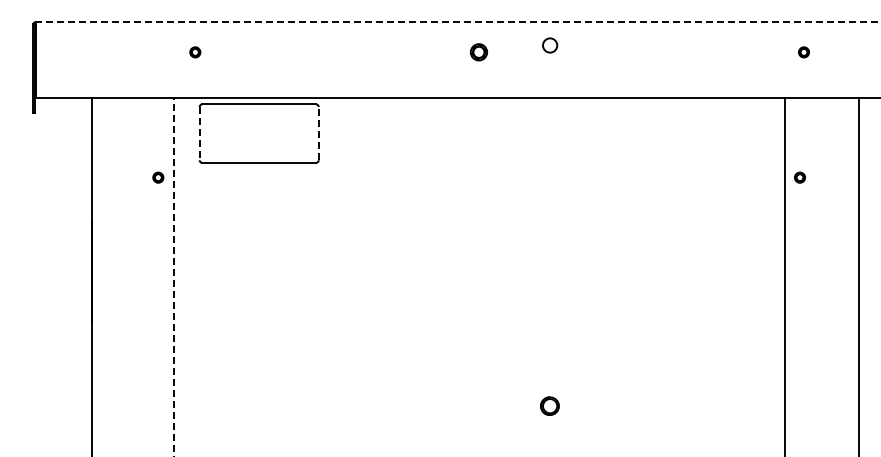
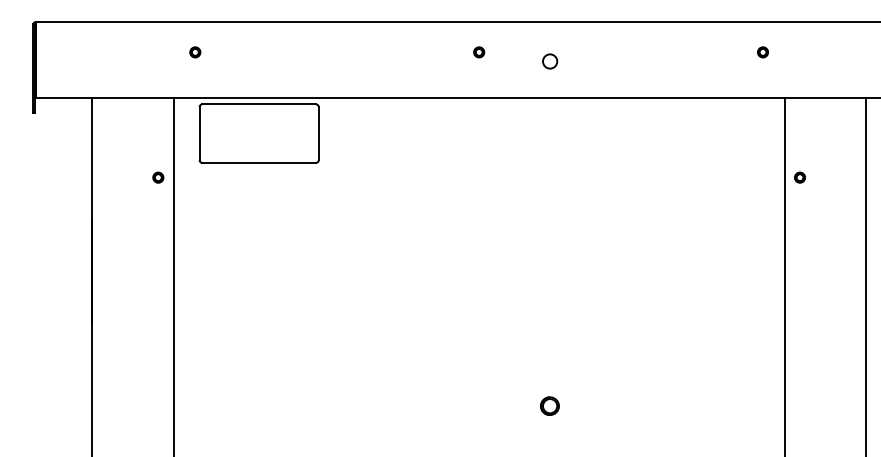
line: dashed -> solid (458, 21)
circle position: (550, 45) -> (550, 61) (550, 61)
part size: 19x19 px -> 13x13 px (479, 52)
part position: (803, 52) -> (762, 52) (762, 52)
line: dashed -> solid (199, 133)
line: dashed -> solid (318, 133)
line position: (858, 275) -> (865, 275) (865, 275)
line: dashed -> solid (173, 276)
